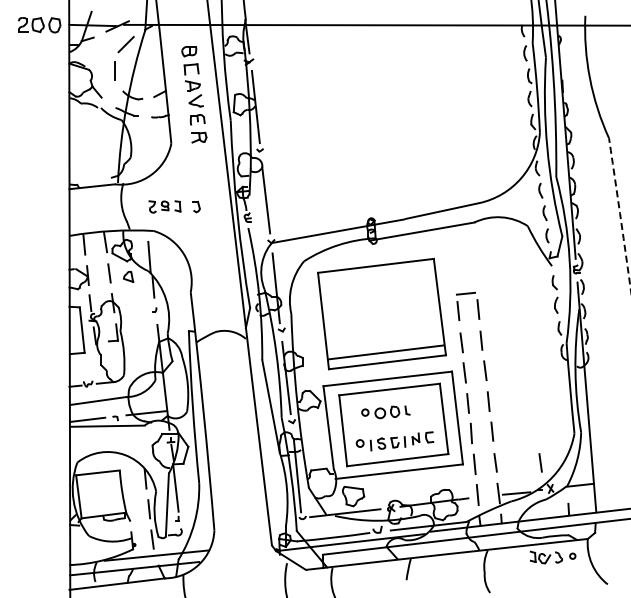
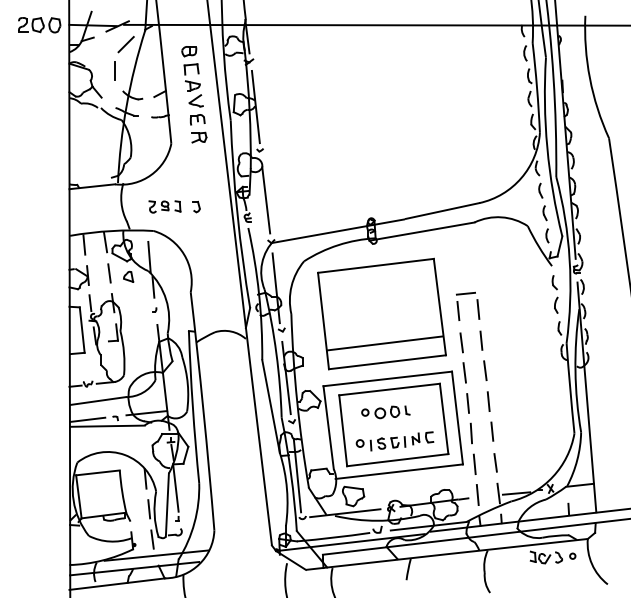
arc: dashed -> solid (620, 214)
line position: (385, 352) -> (384, 343) (384, 343)
line: present -> none (540, 462)
